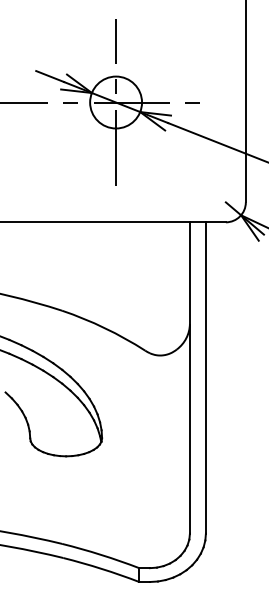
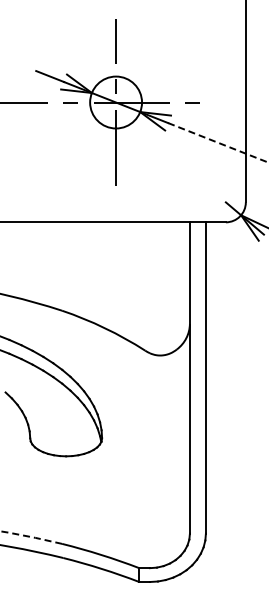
line: solid -> dashed (218, 142)
arc: solid -> dashed (31, 537)
